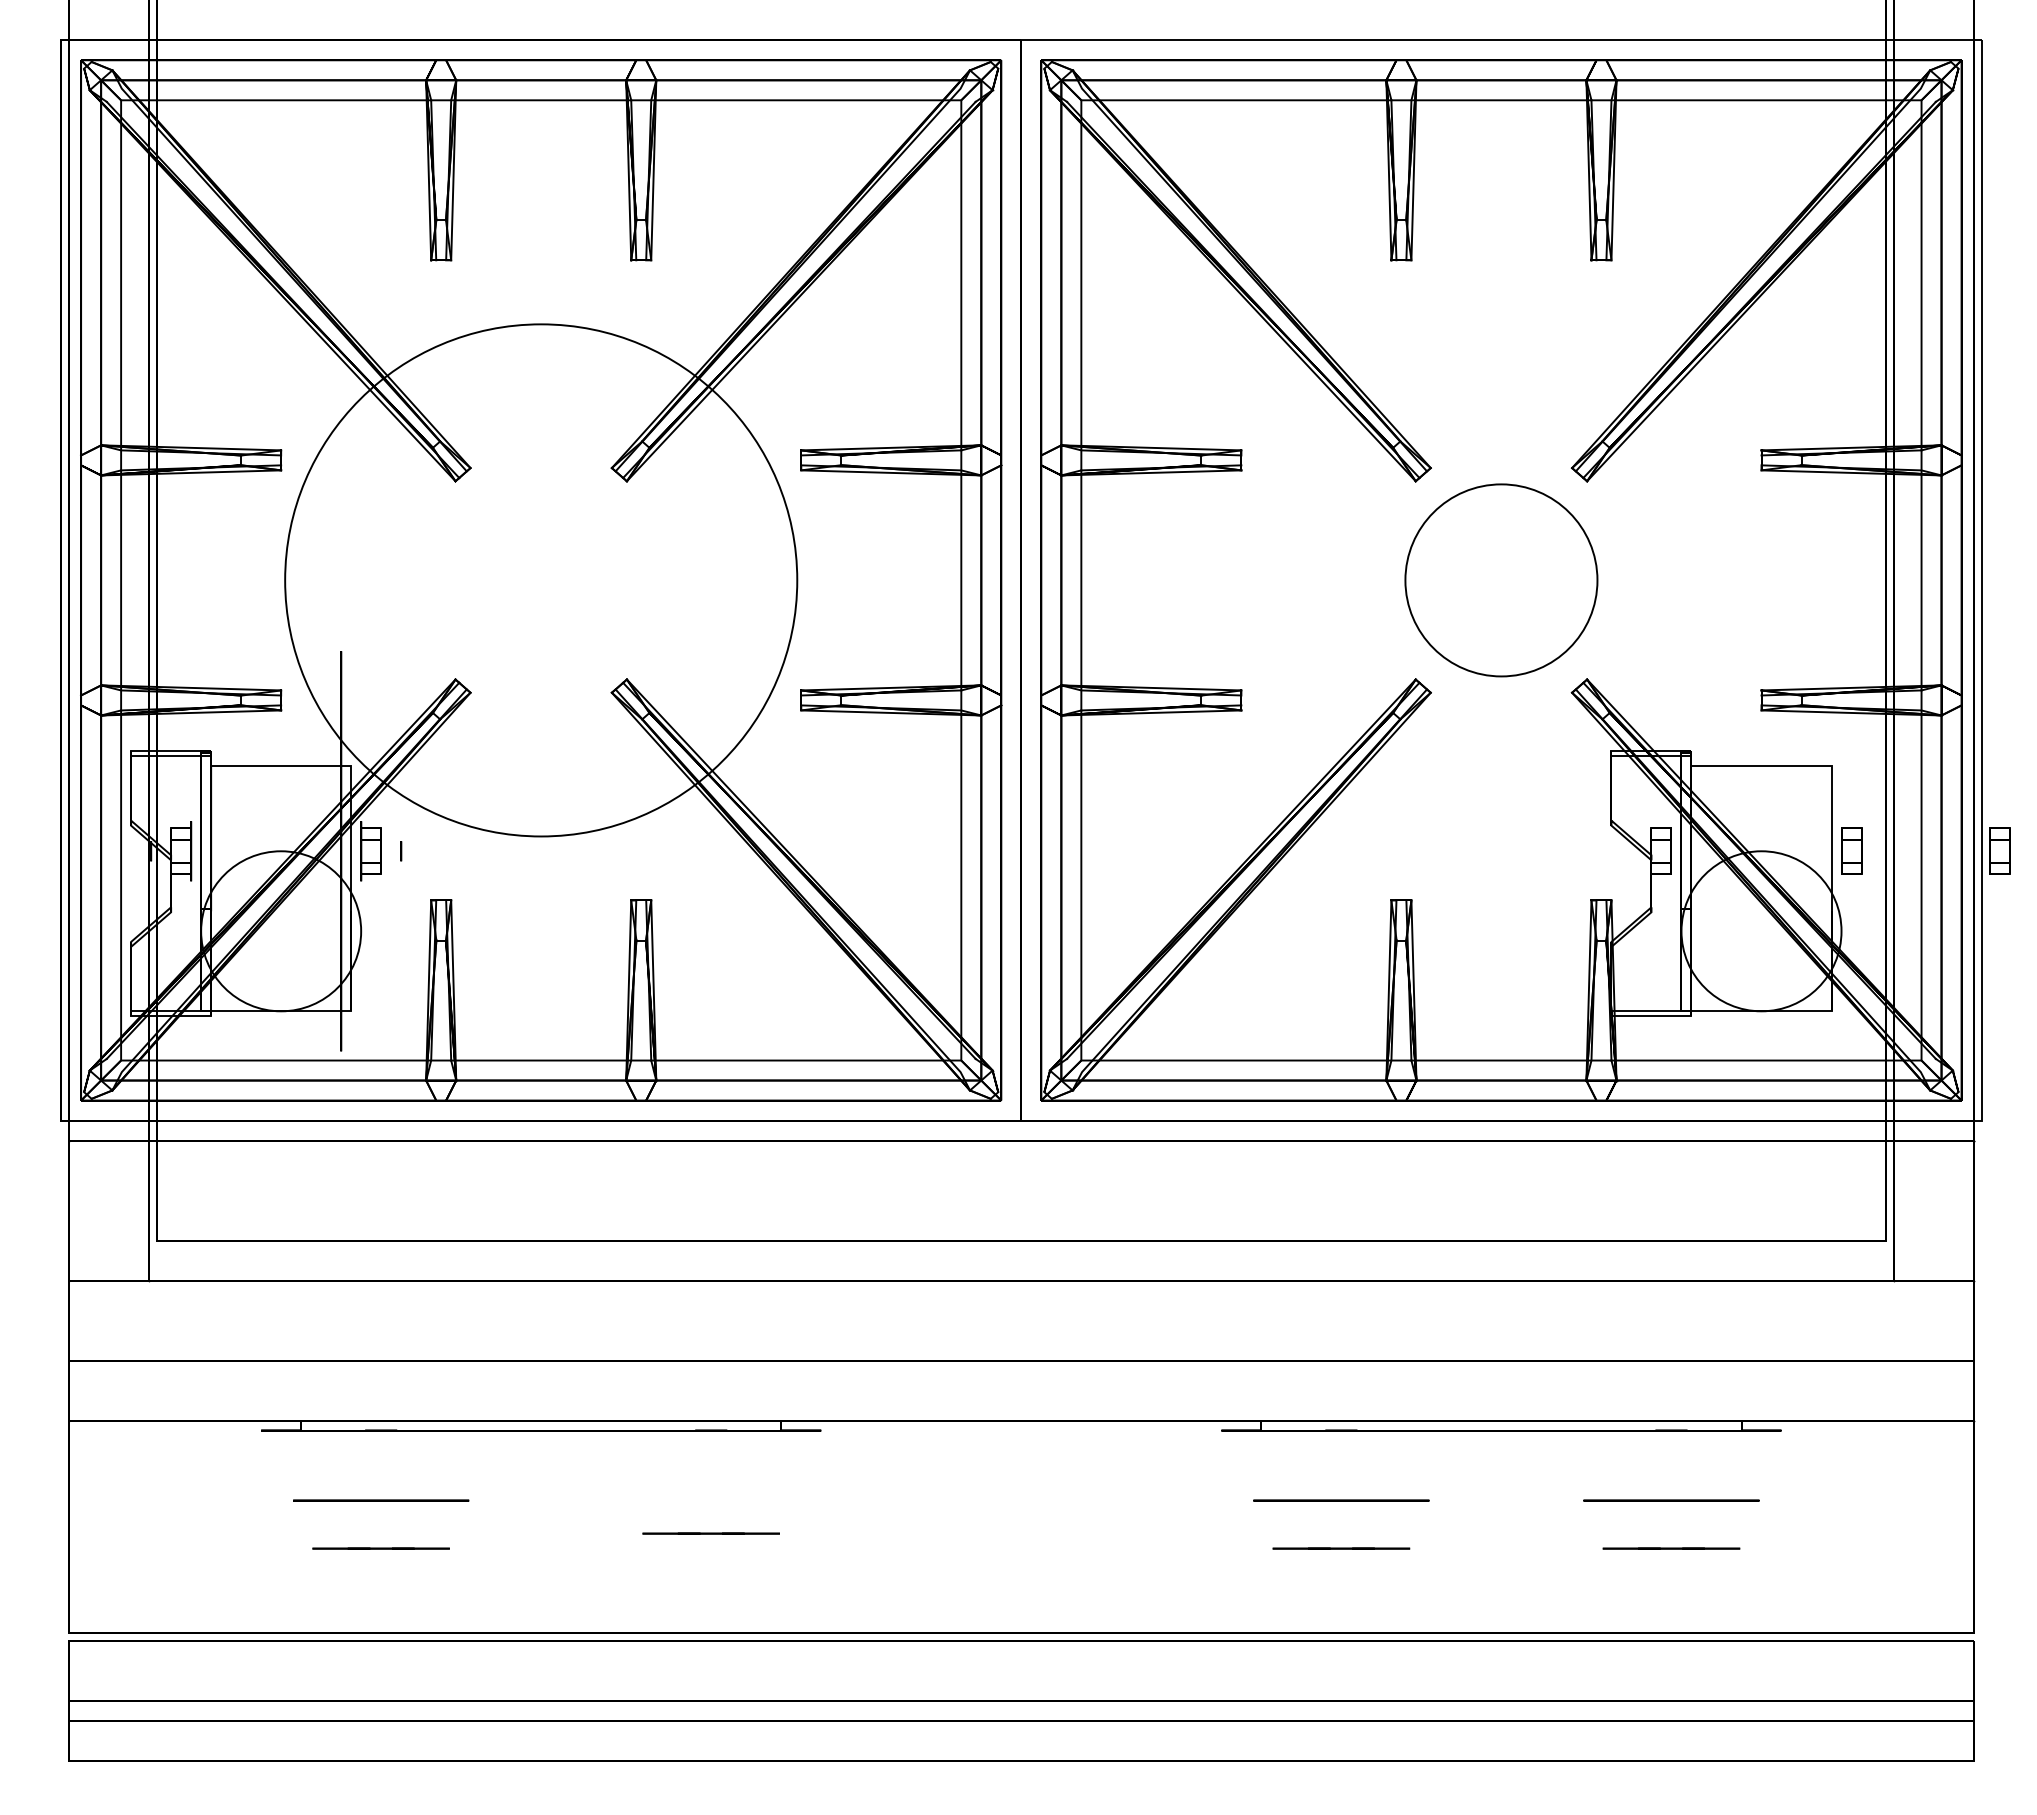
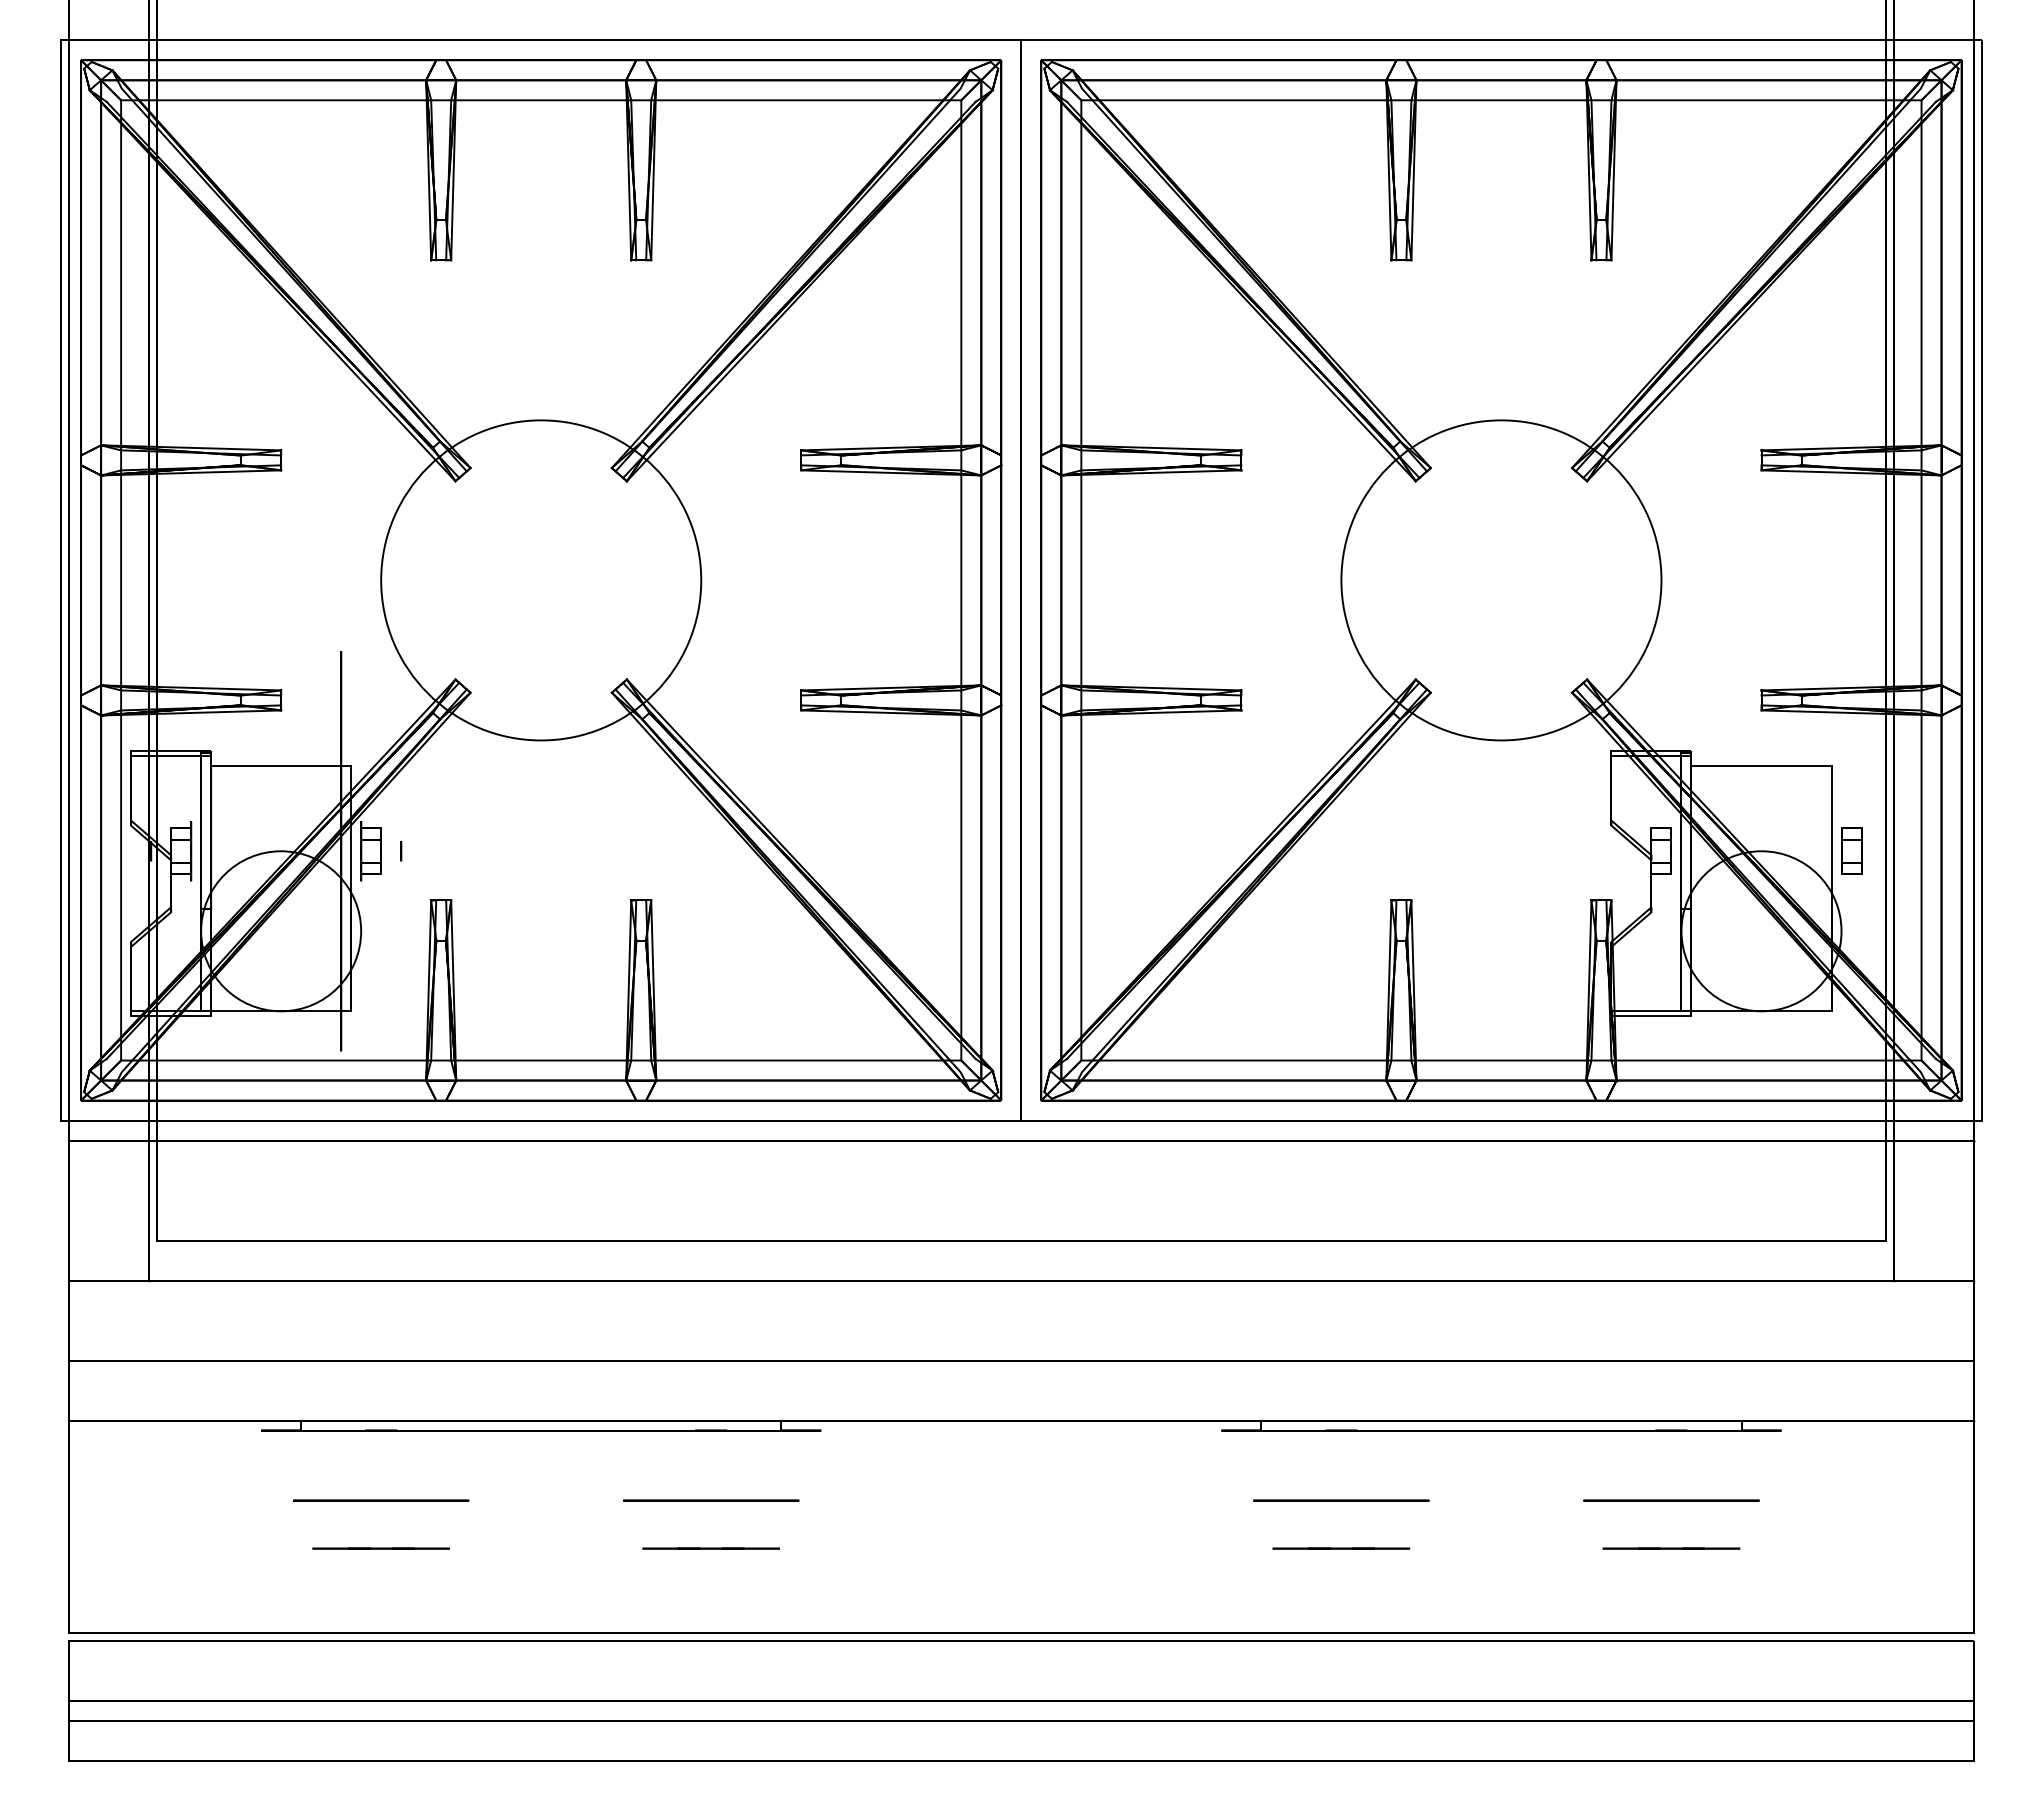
circle diameter: 512 px -> 320 px (541, 580)
circle diameter: 192 px -> 320 px (1501, 580)
part: present -> none (1999, 850)
circle: none -> present (711, 1500)
line position: (710, 1533) -> (710, 1548) (710, 1548)
